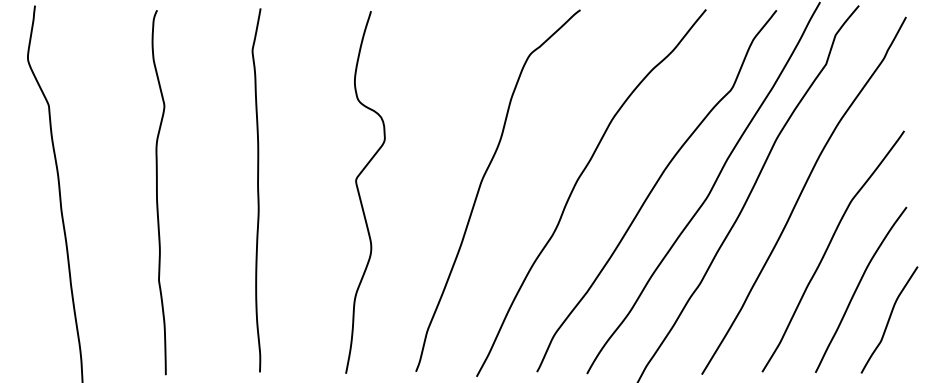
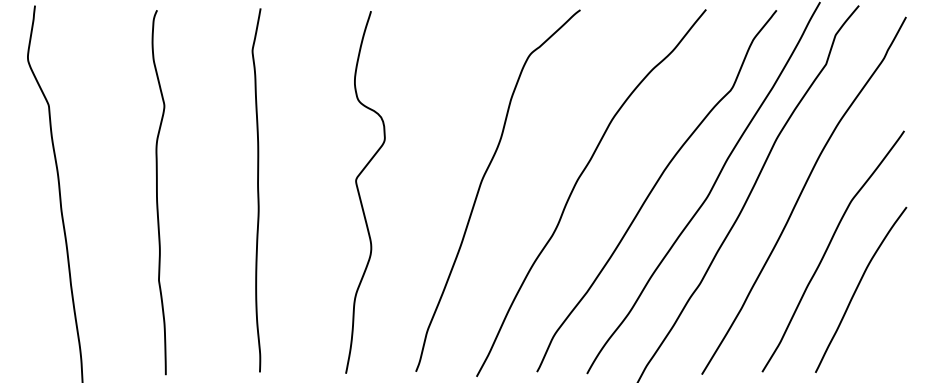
curve: present -> none (889, 319)
